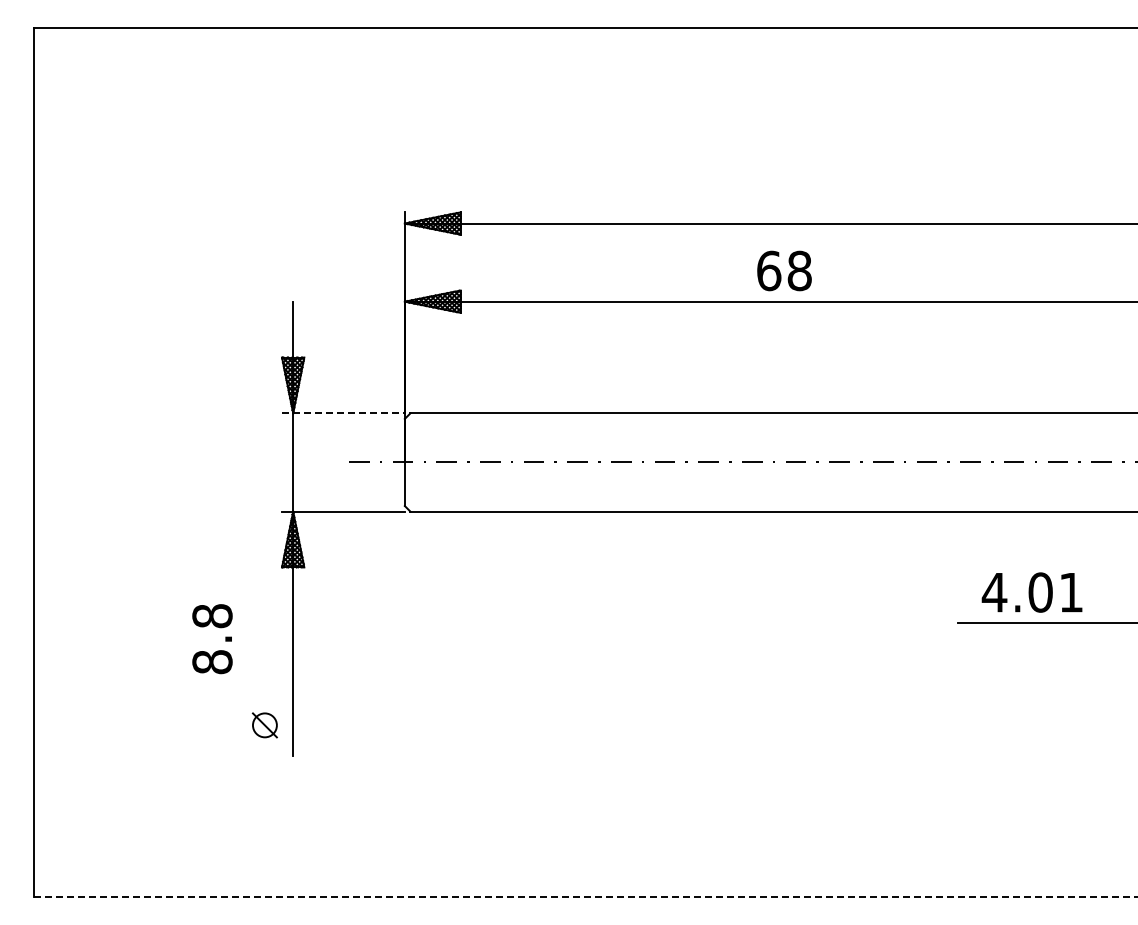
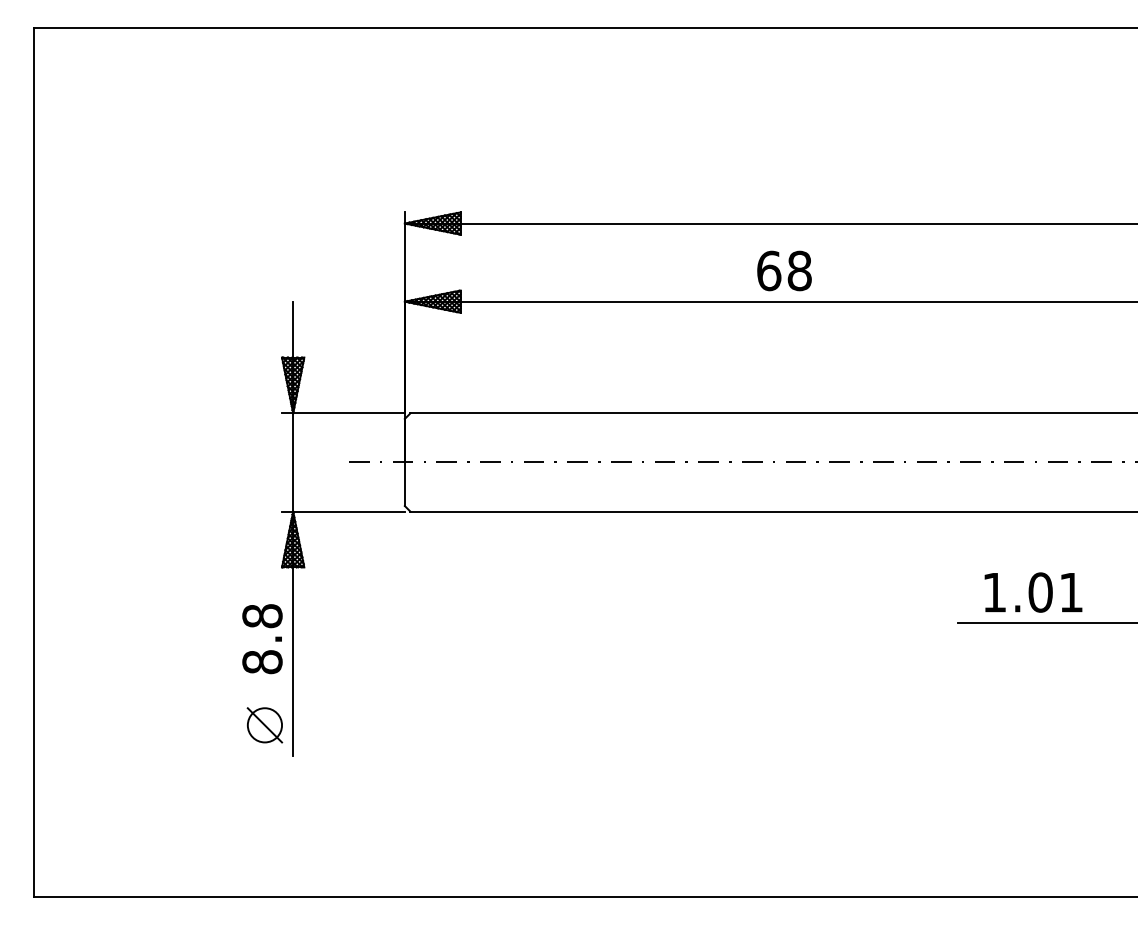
line: dashed -> solid (343, 413)
text: 4.01 -> 1.01 (994, 592)
text position: (212, 639) -> (262, 639) (262, 639)
part size: 27x27 px -> 38x37 px (264, 725)
line: dashed -> solid (586, 897)
